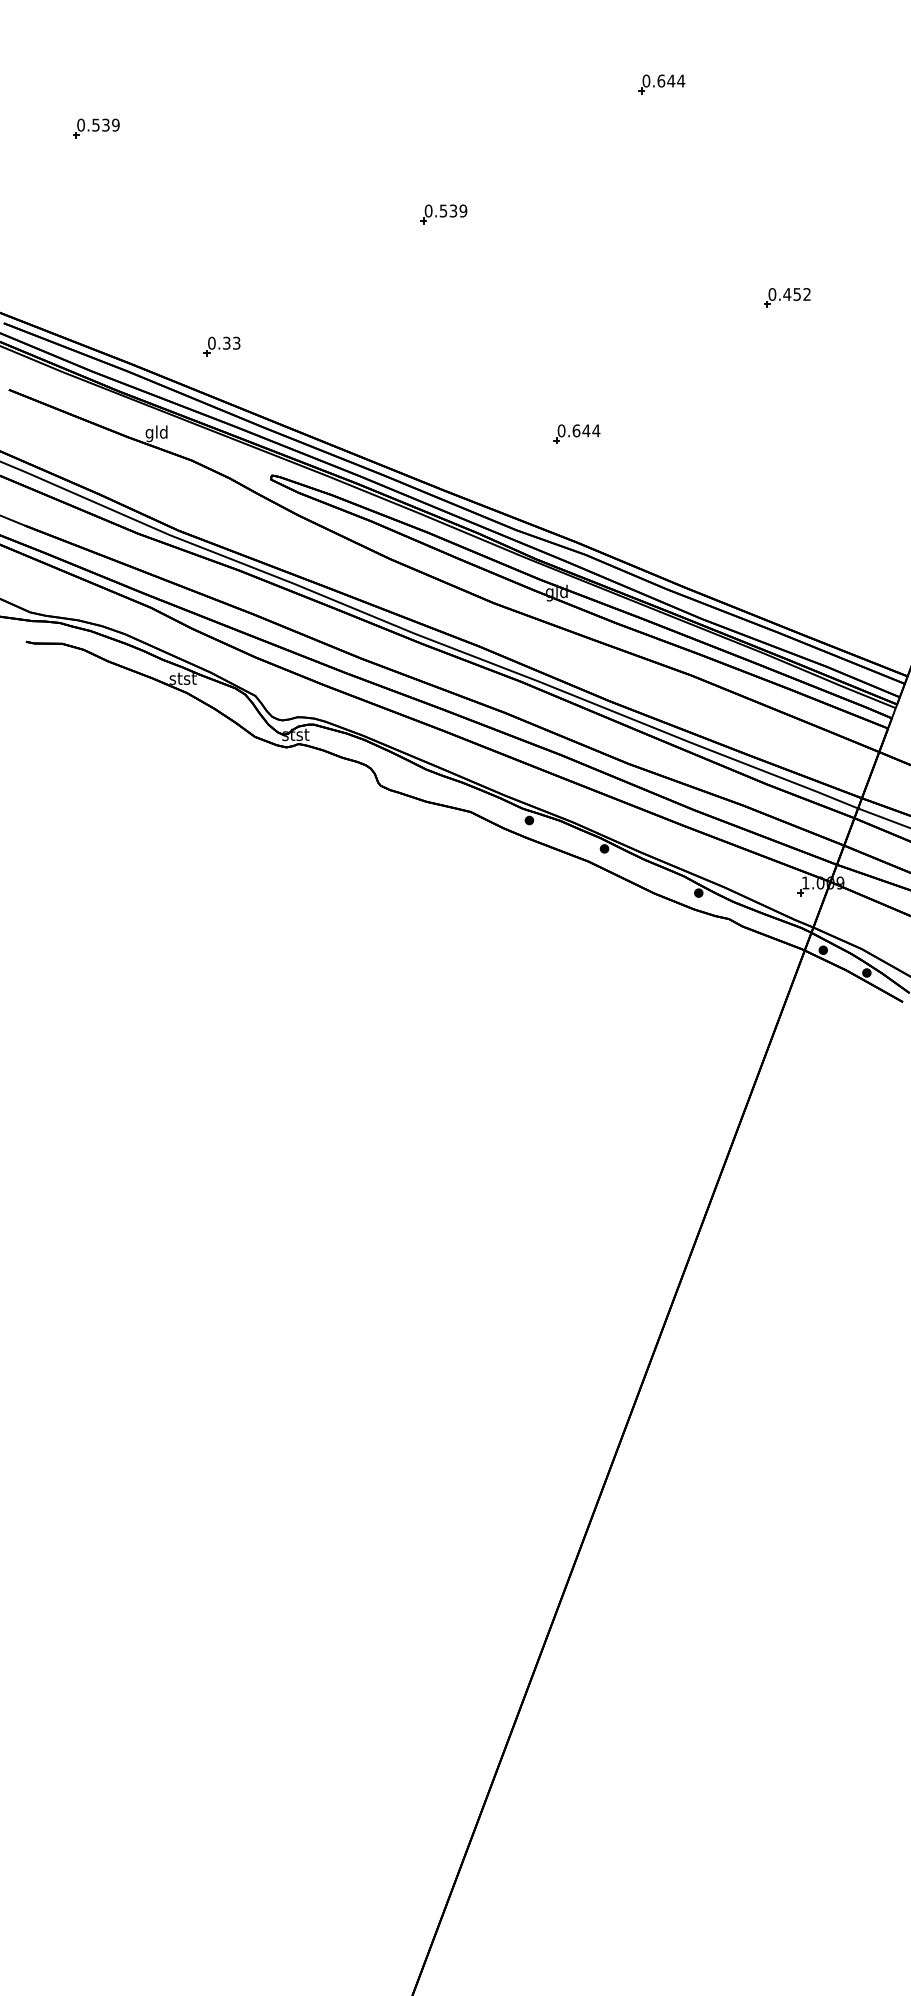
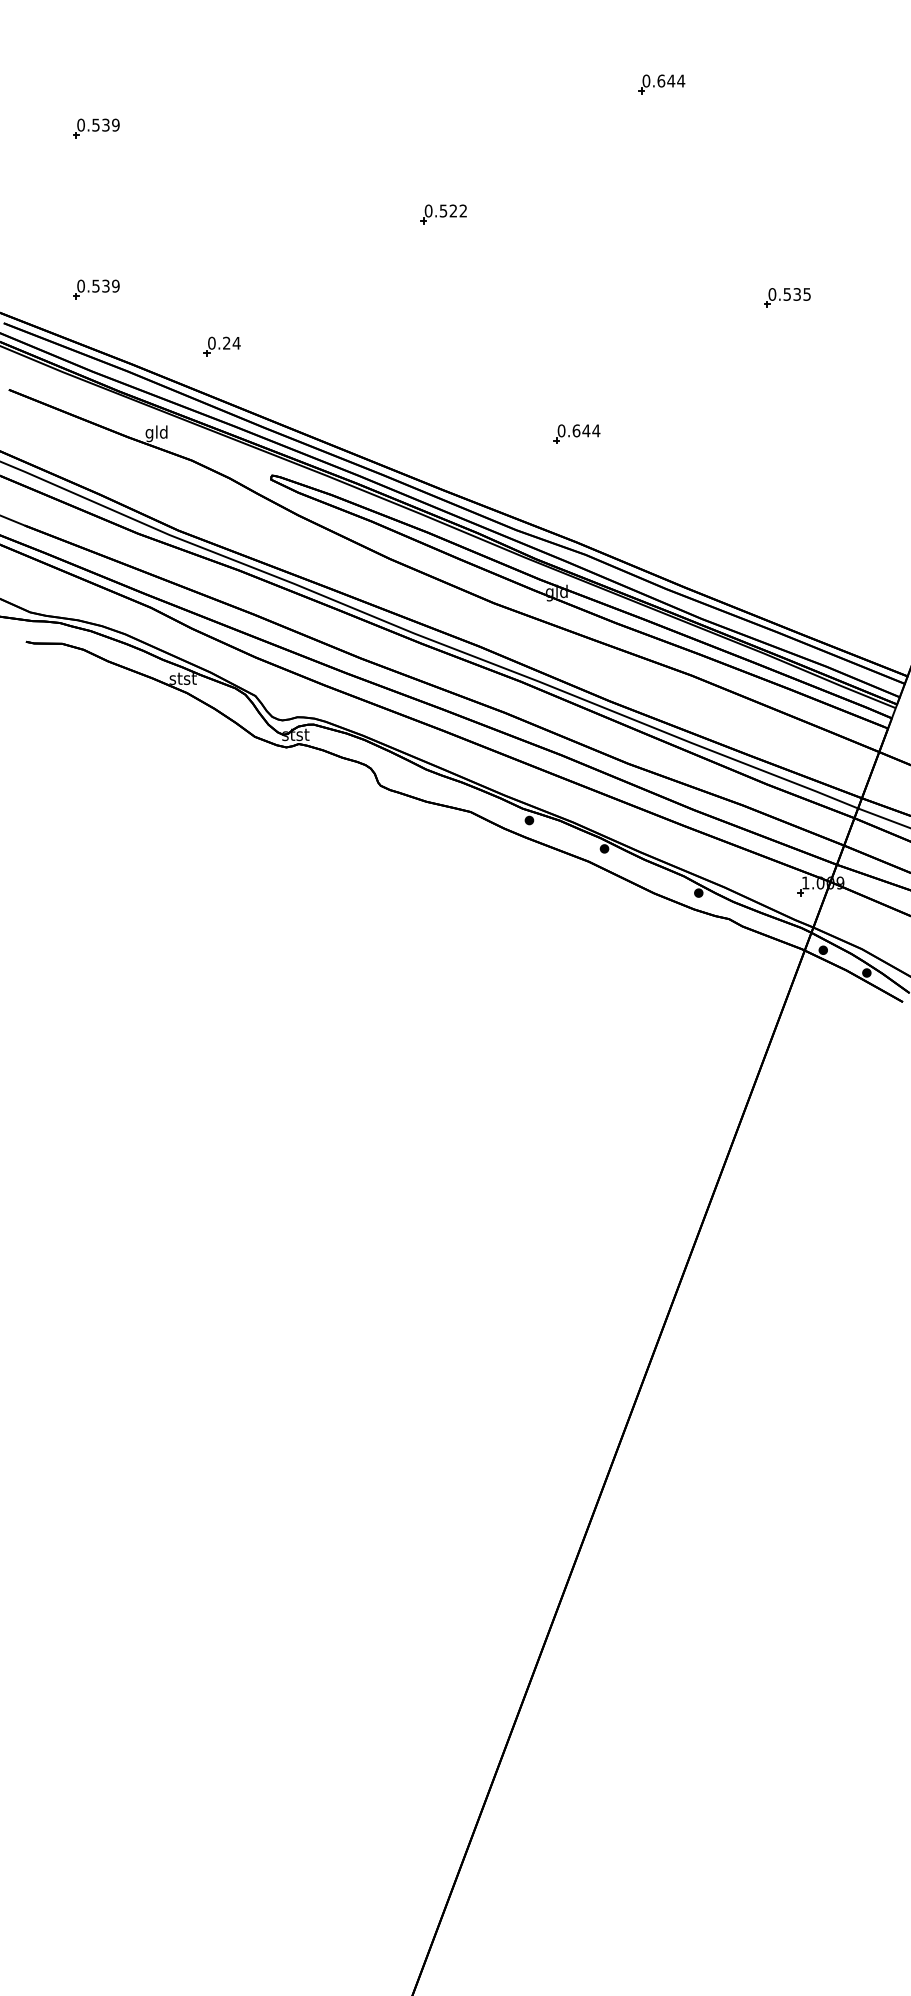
text: 0.539 -> 0.522 (458, 210)
part: none -> present (96, 289)
text: 0.452 -> 0.535 (796, 294)
text: 0.33 -> 0.24 (231, 342)
